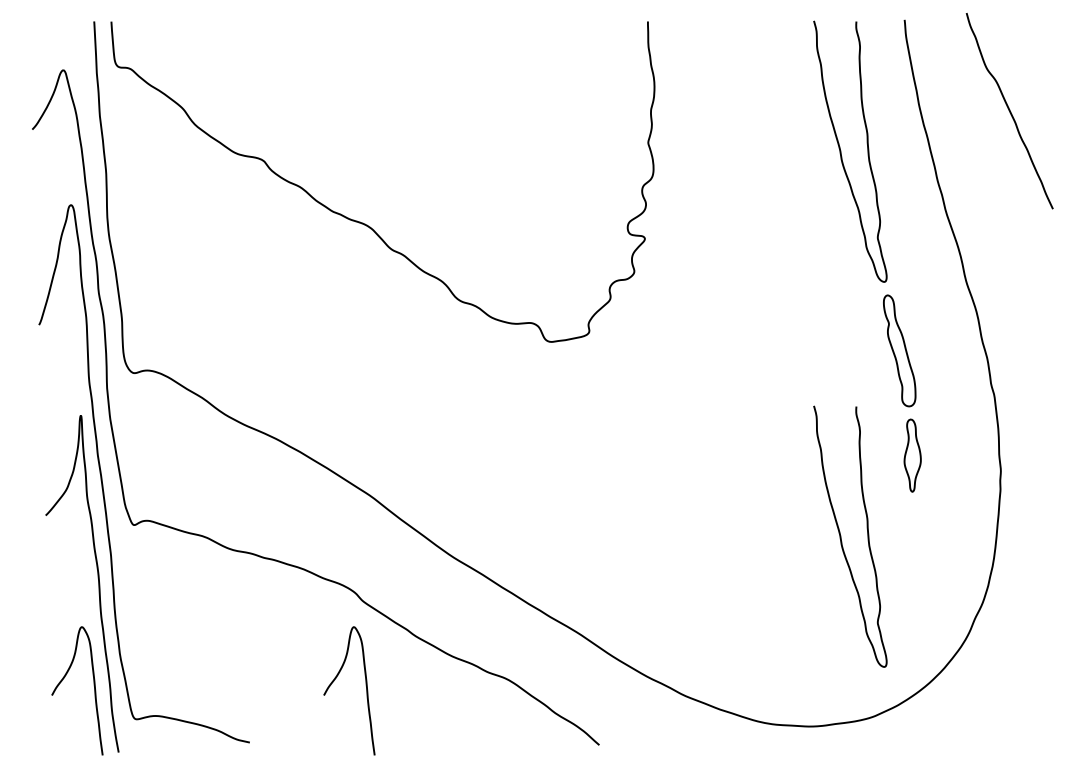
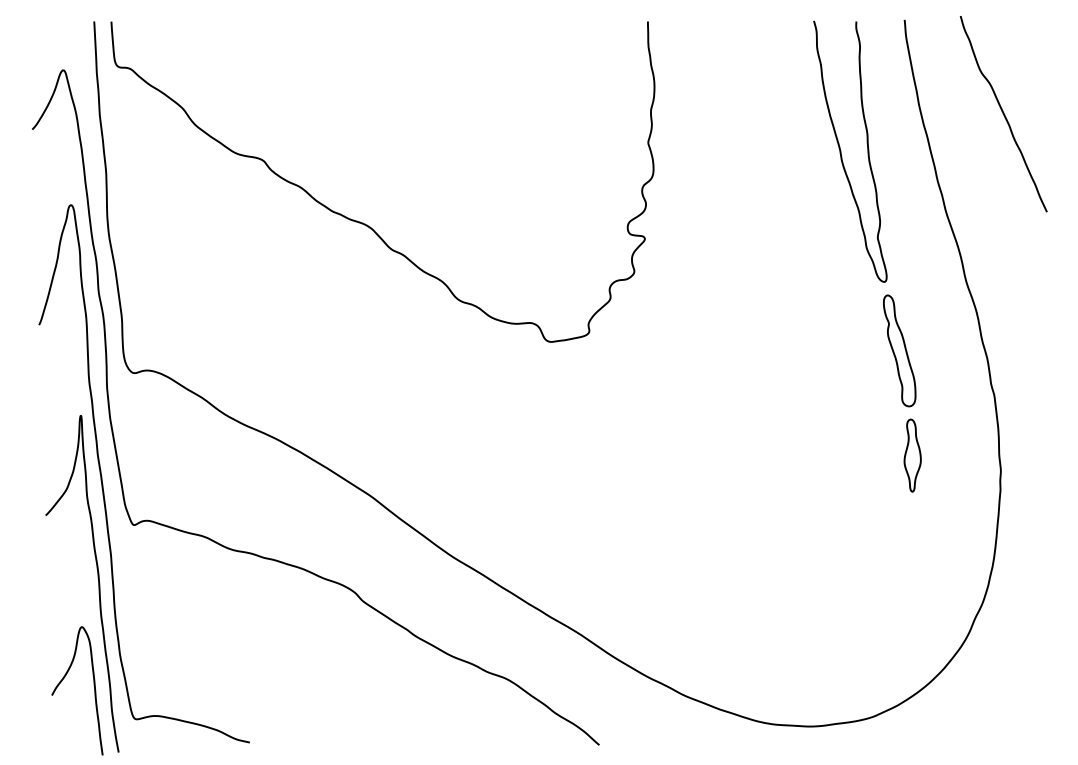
curve position: (1009, 111) -> (1003, 114) (1003, 114)
curve: present -> none (841, 536)
curve: present -> none (365, 685)
